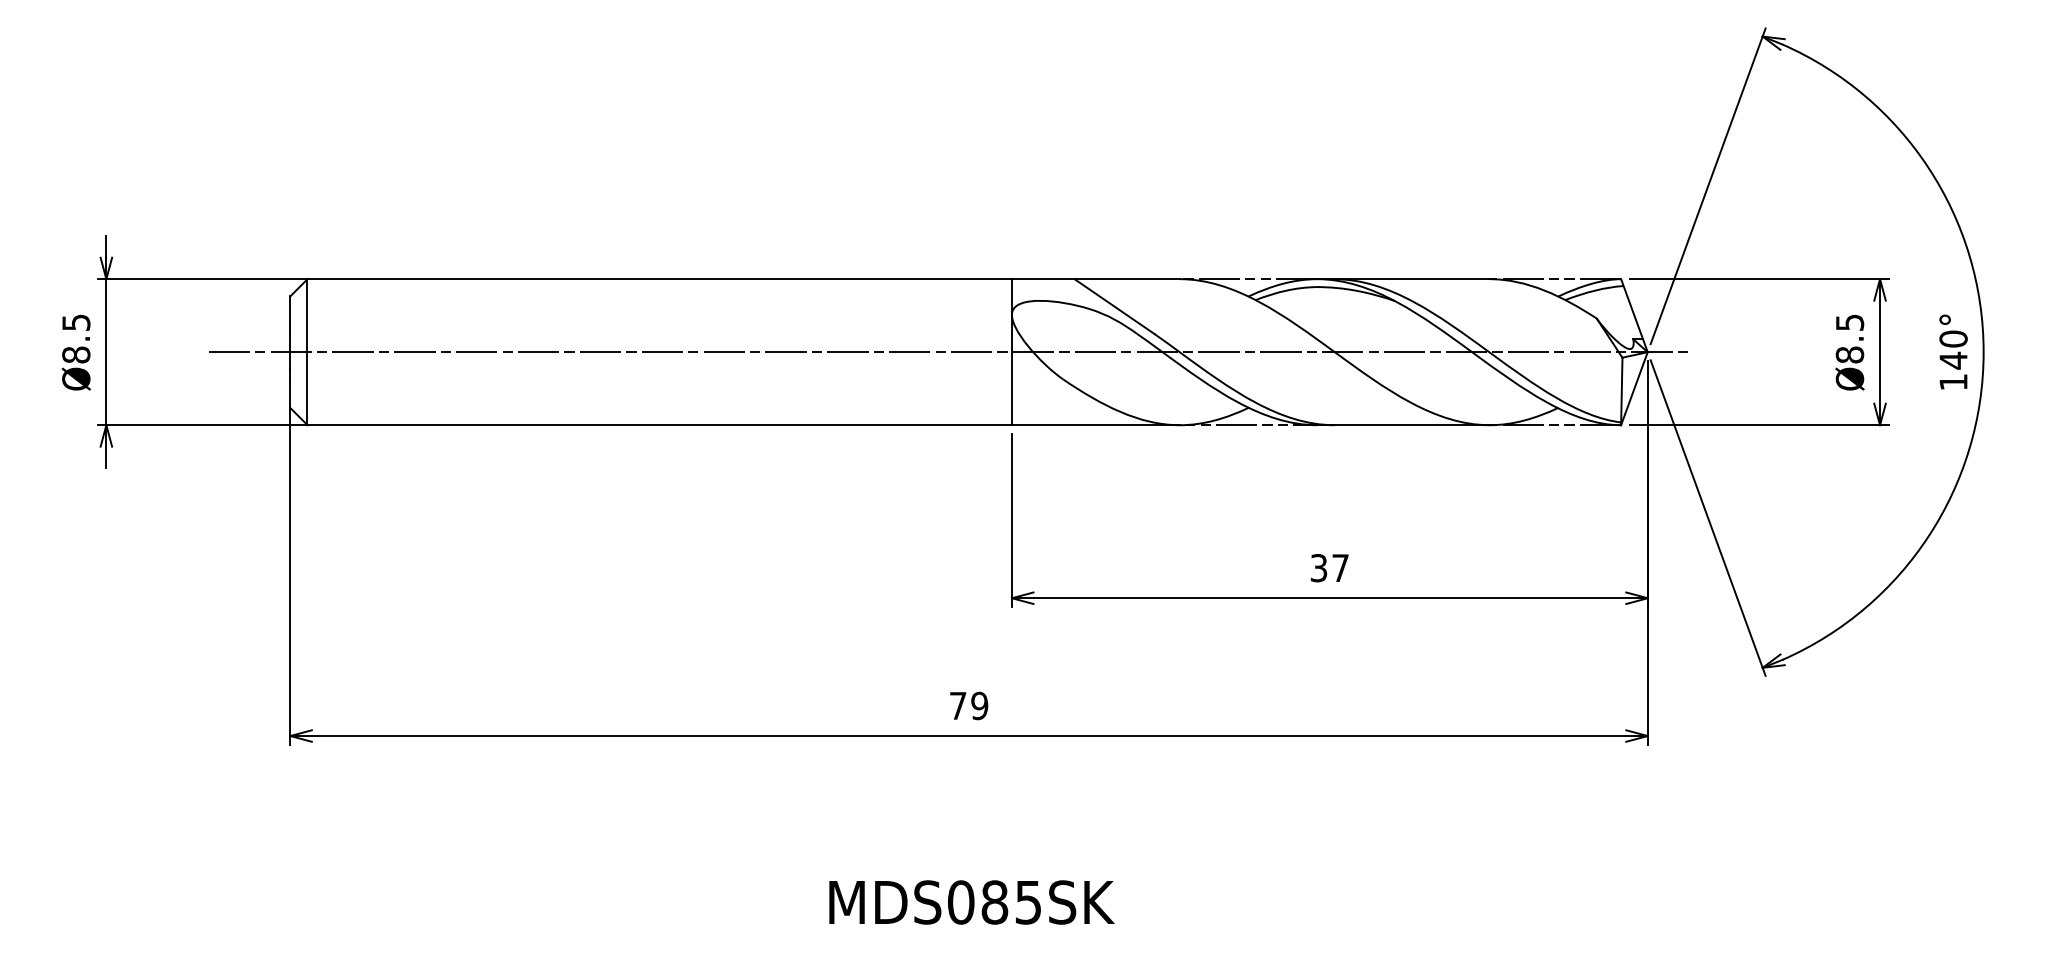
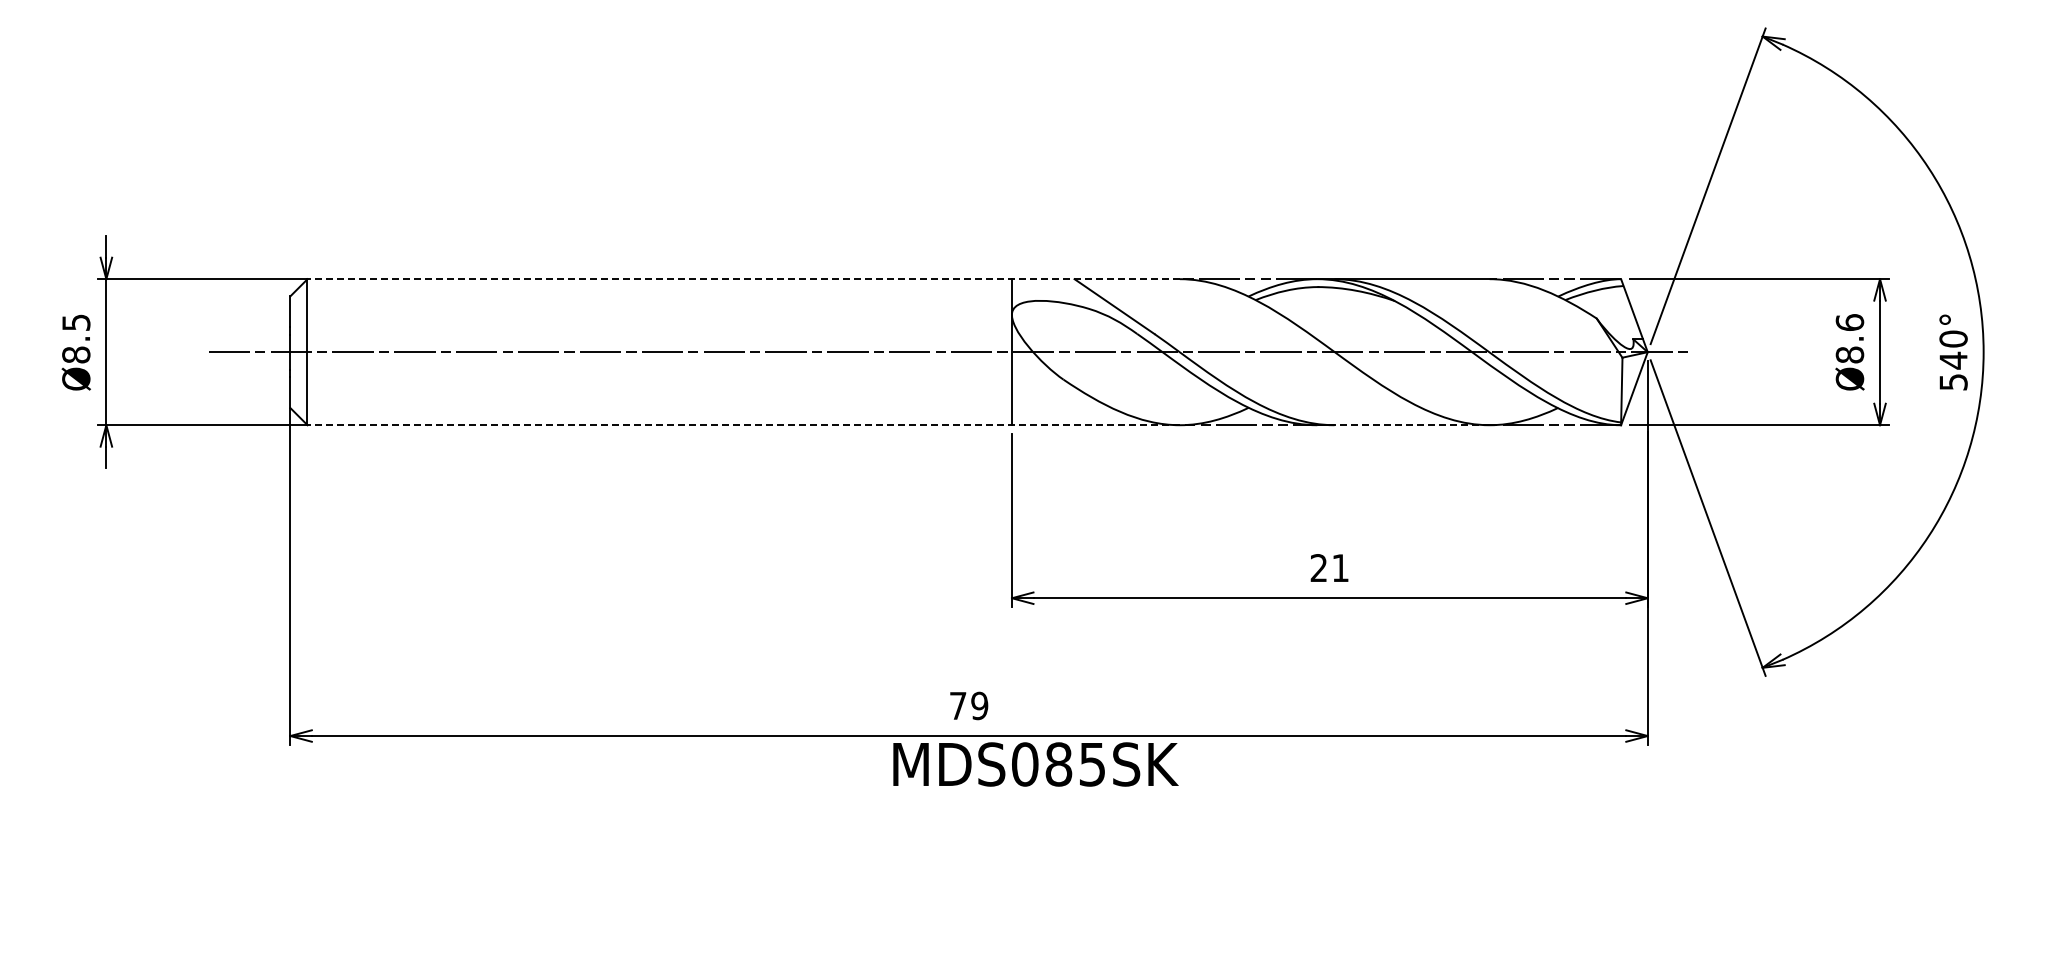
line: solid -> dashed (743, 279)
text: Ø8.5 -> Ø8.6 (1849, 322)
text: 140° -> 540° (1953, 382)
line: solid -> dashed (743, 425)
line: solid -> dashed (1403, 425)
text: 37 -> 21 (1329, 568)
text position: (971, 902) -> (1035, 764) (1035, 764)
